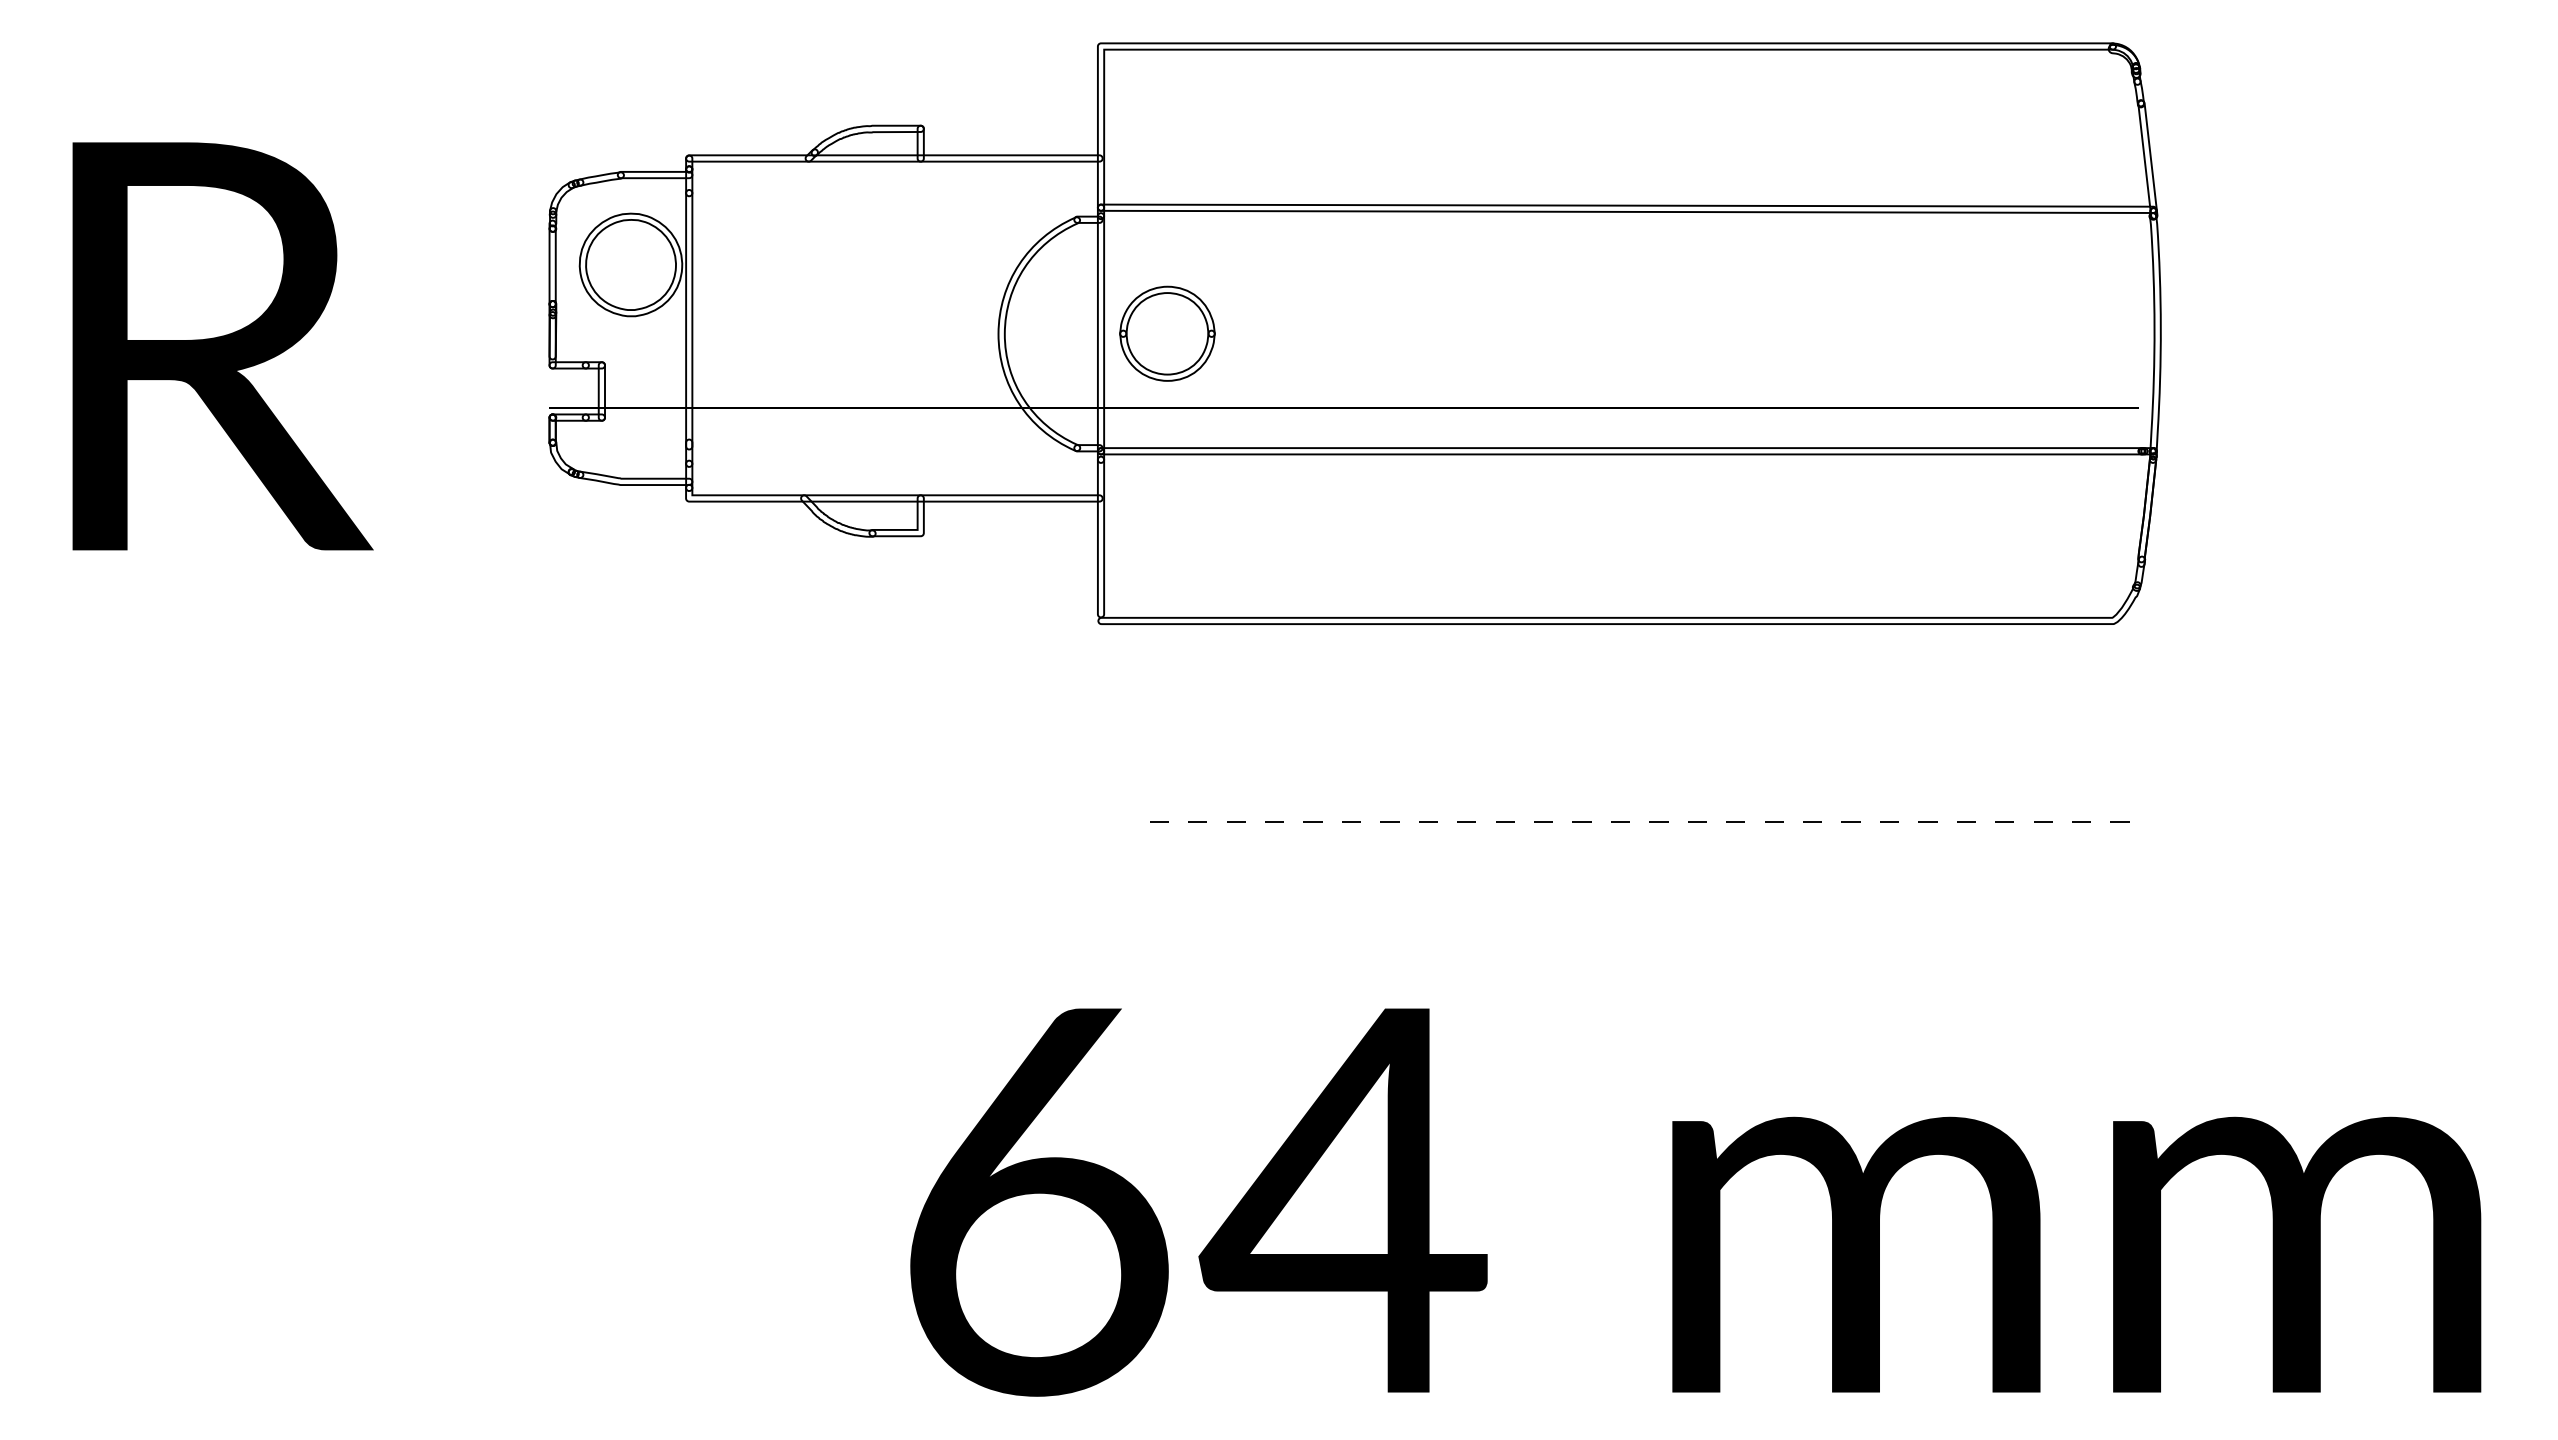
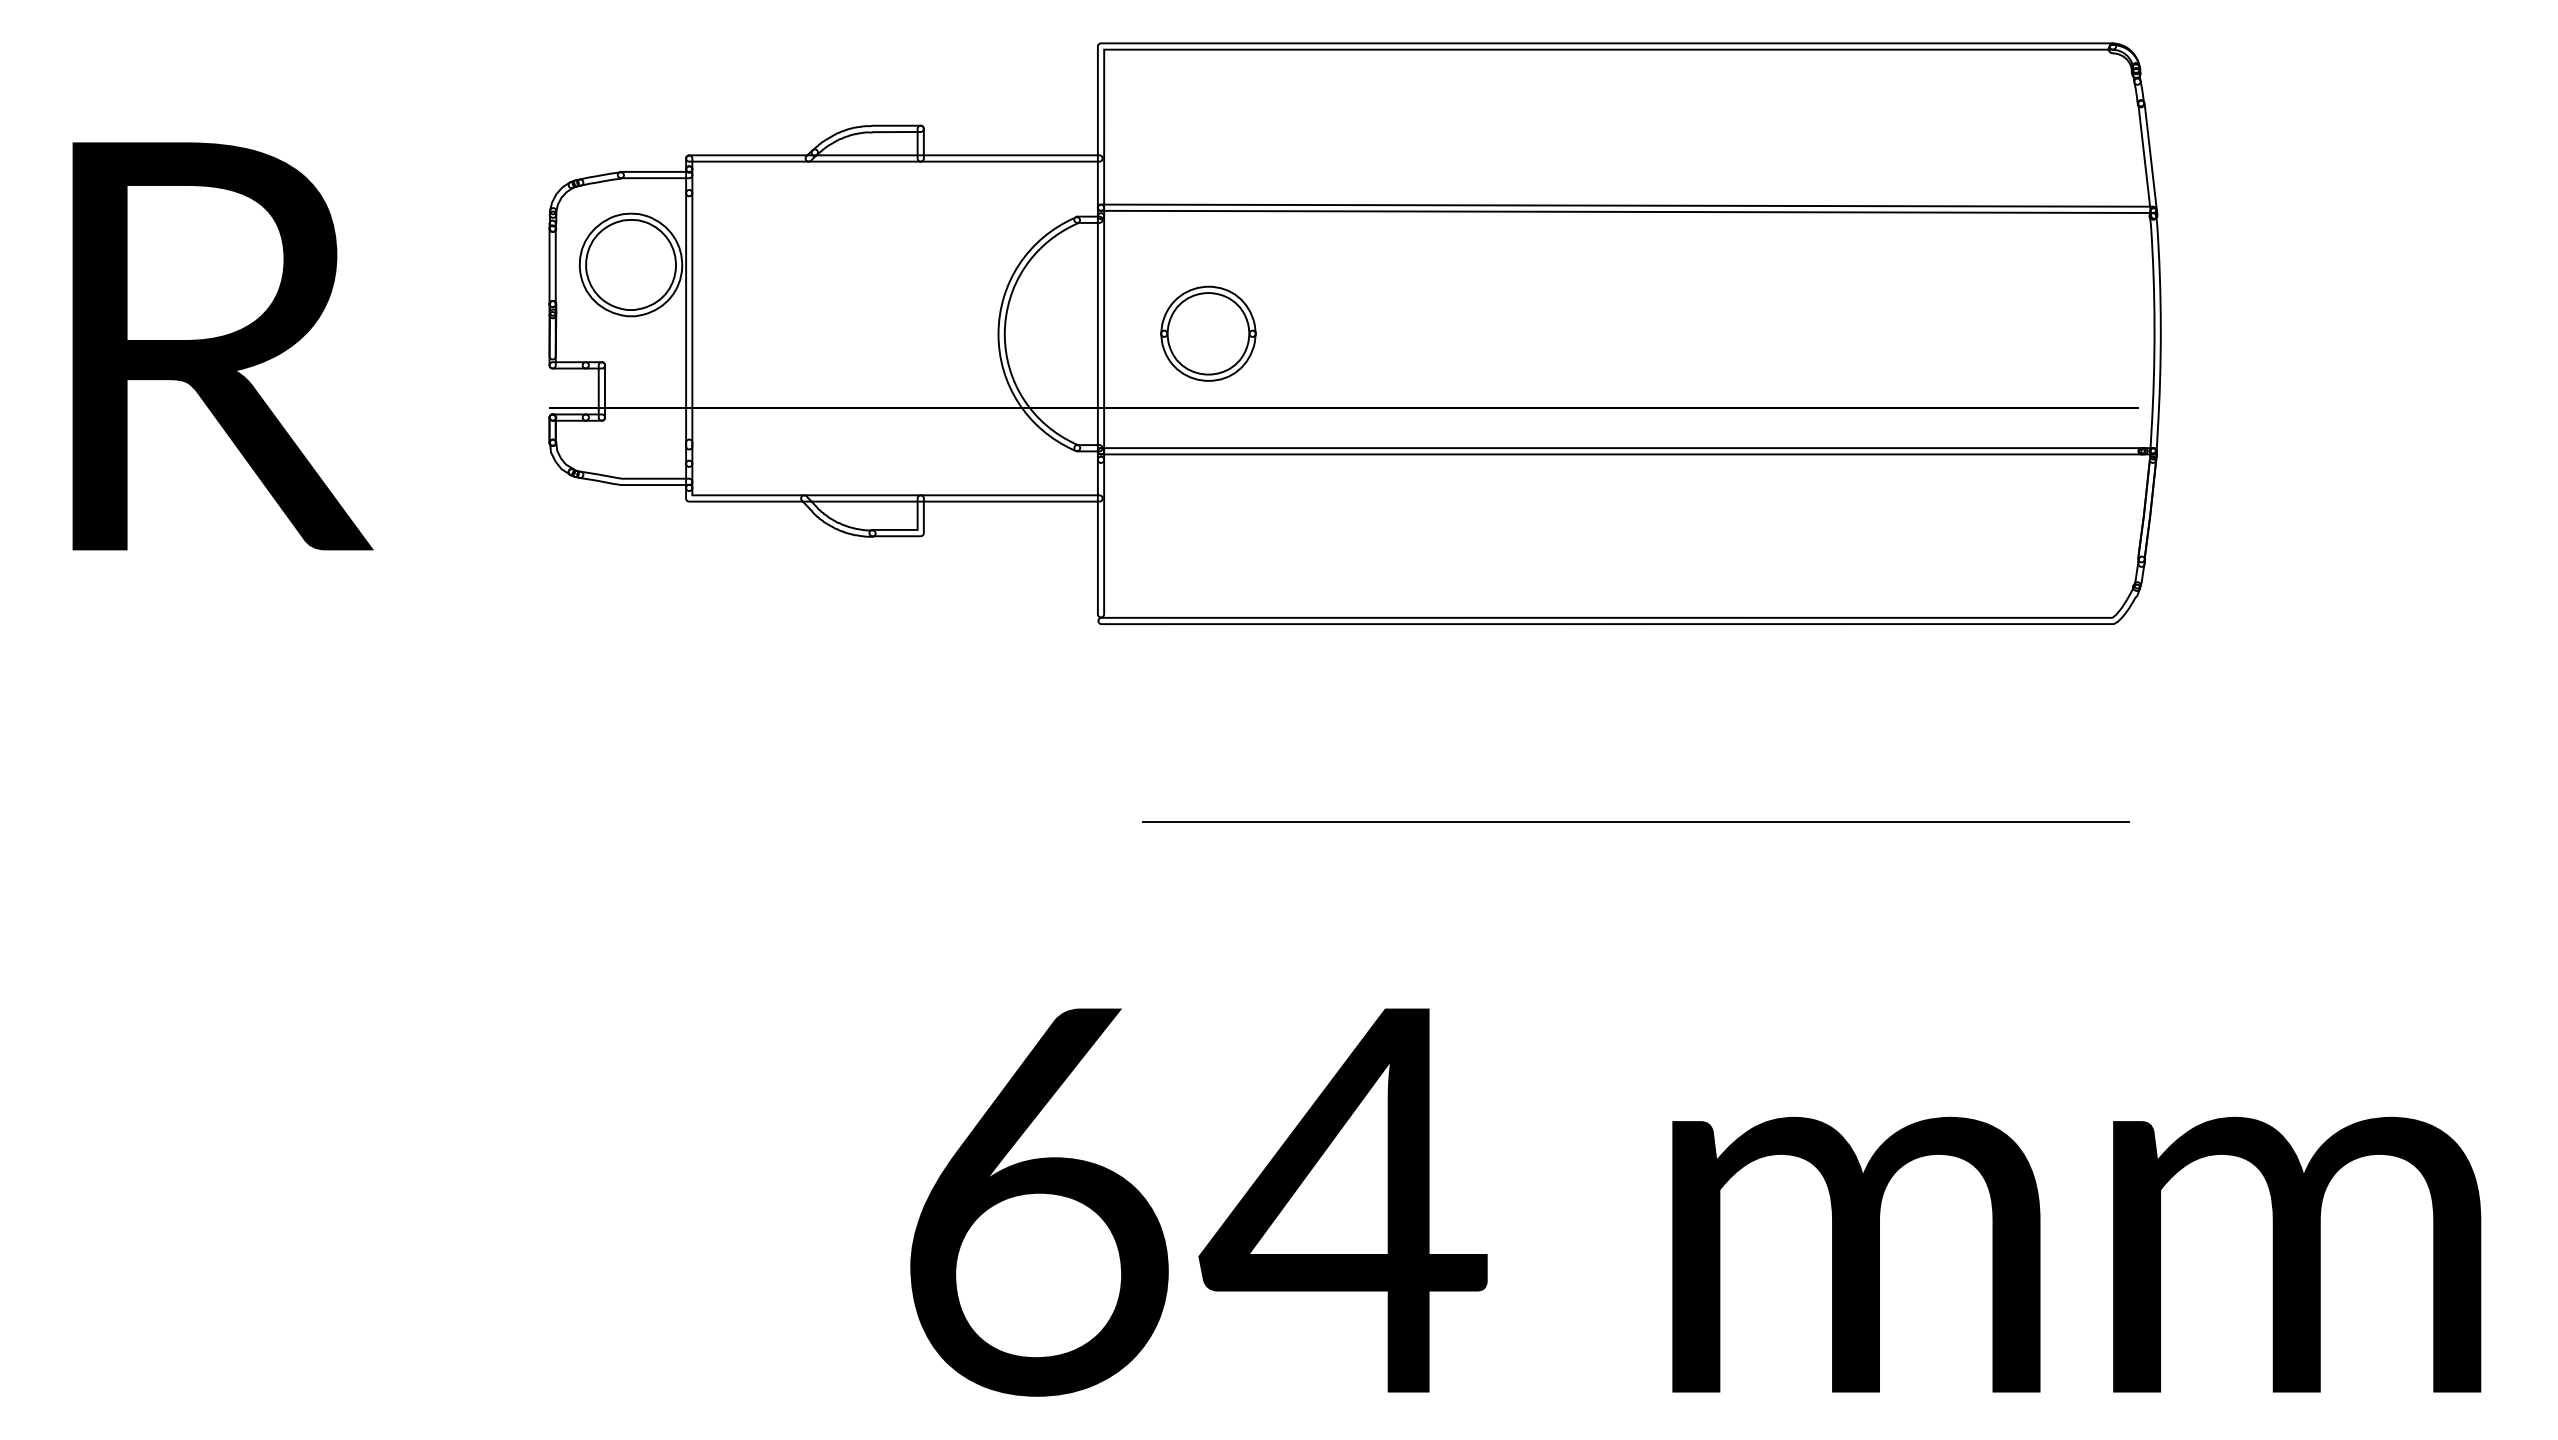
part position: (1167, 333) -> (1208, 333) (1208, 333)
line: dashed -> solid (1635, 821)
